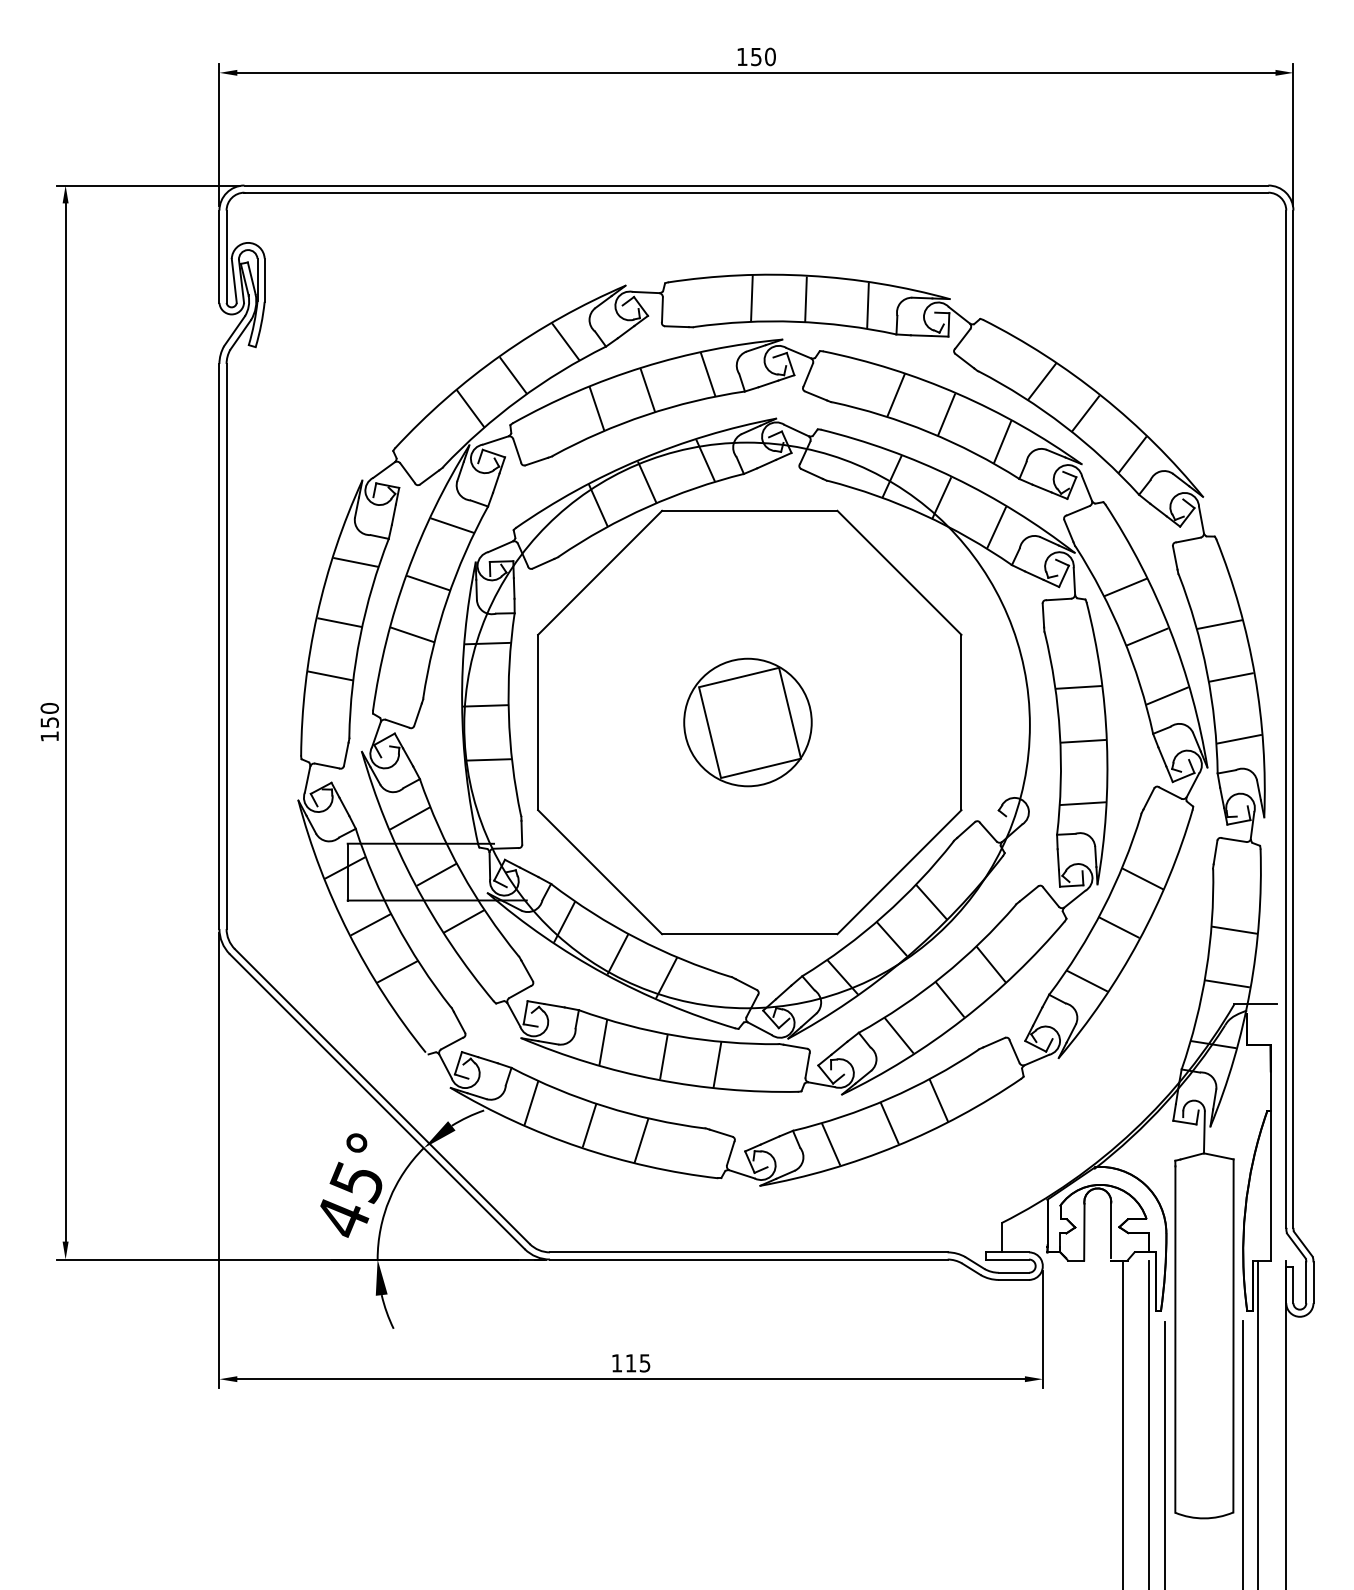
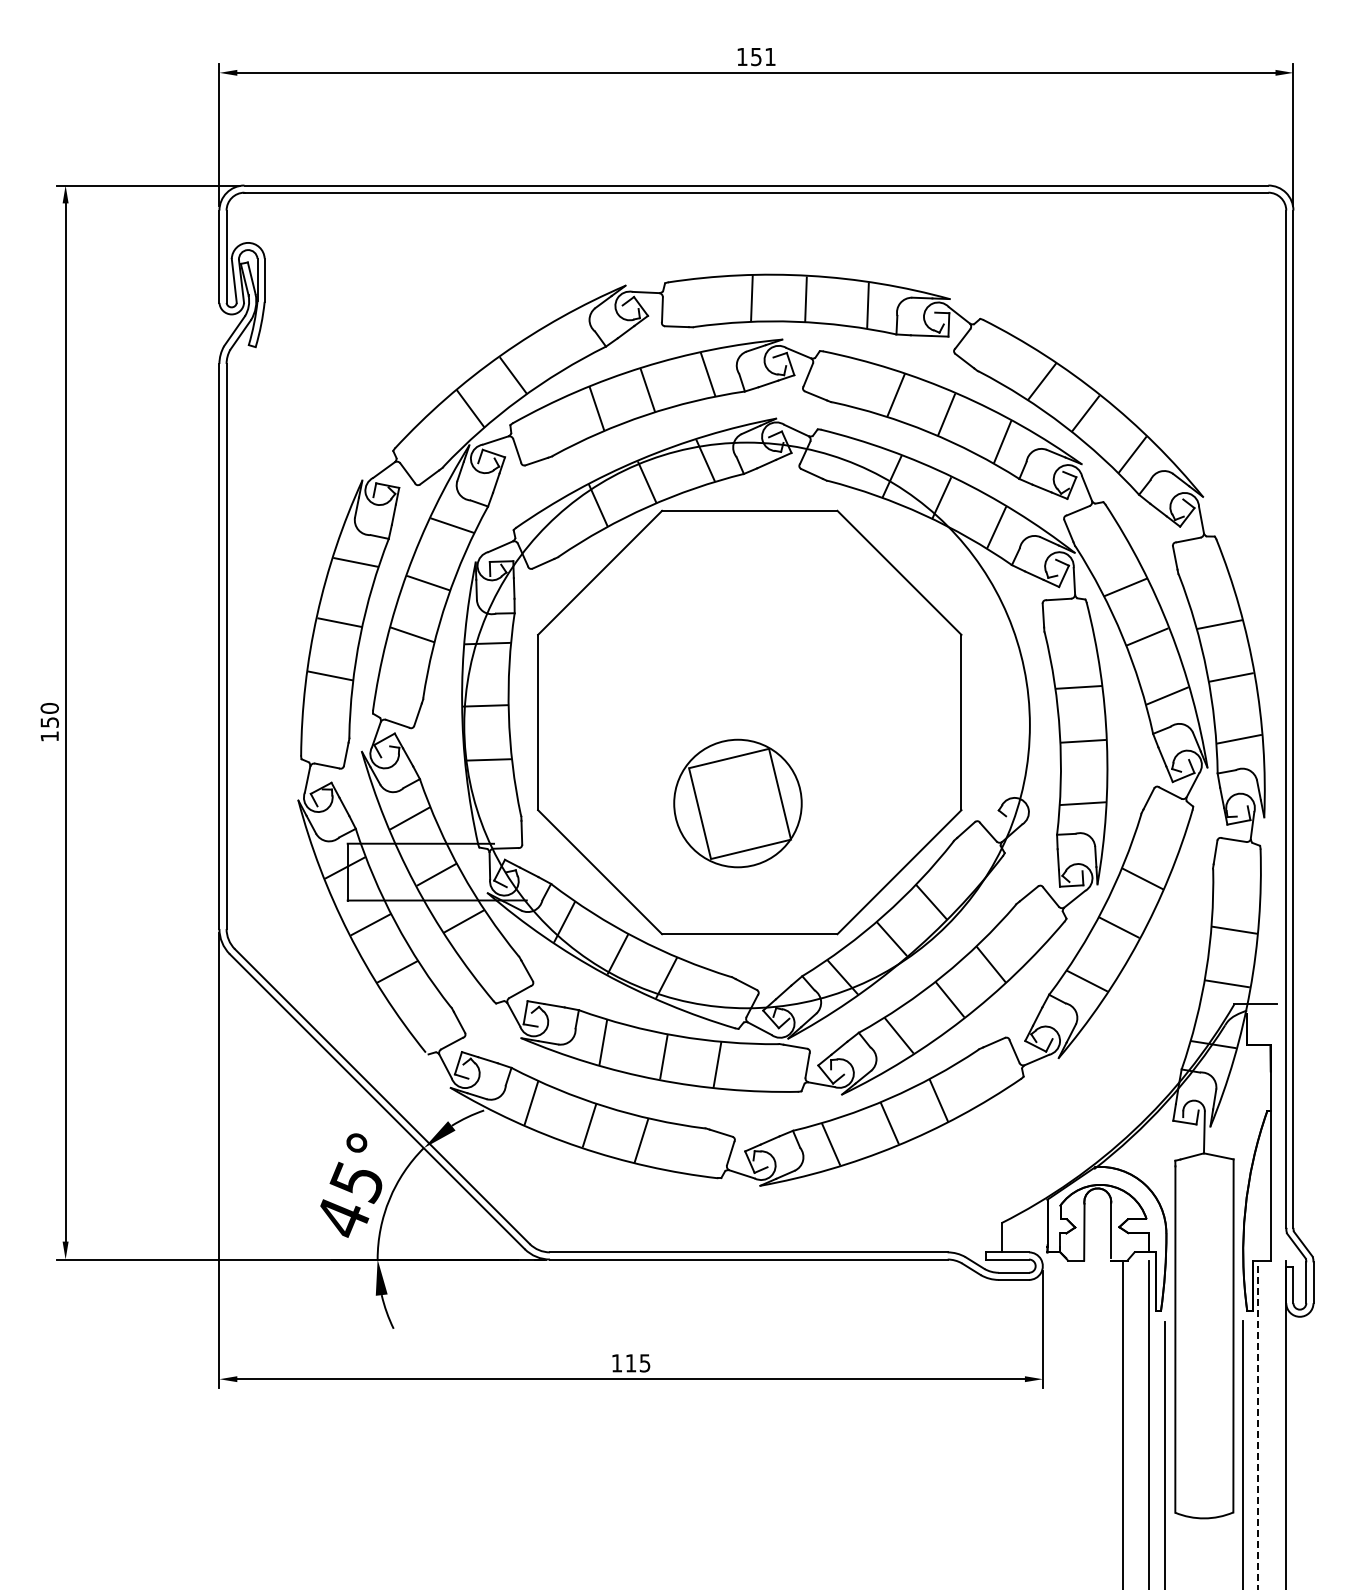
text: 150 -> 151 (770, 56)
line: present -> none (565, 341)
part position: (747, 722) -> (737, 803) (737, 803)
line: solid -> dashed (1258, 1424)
